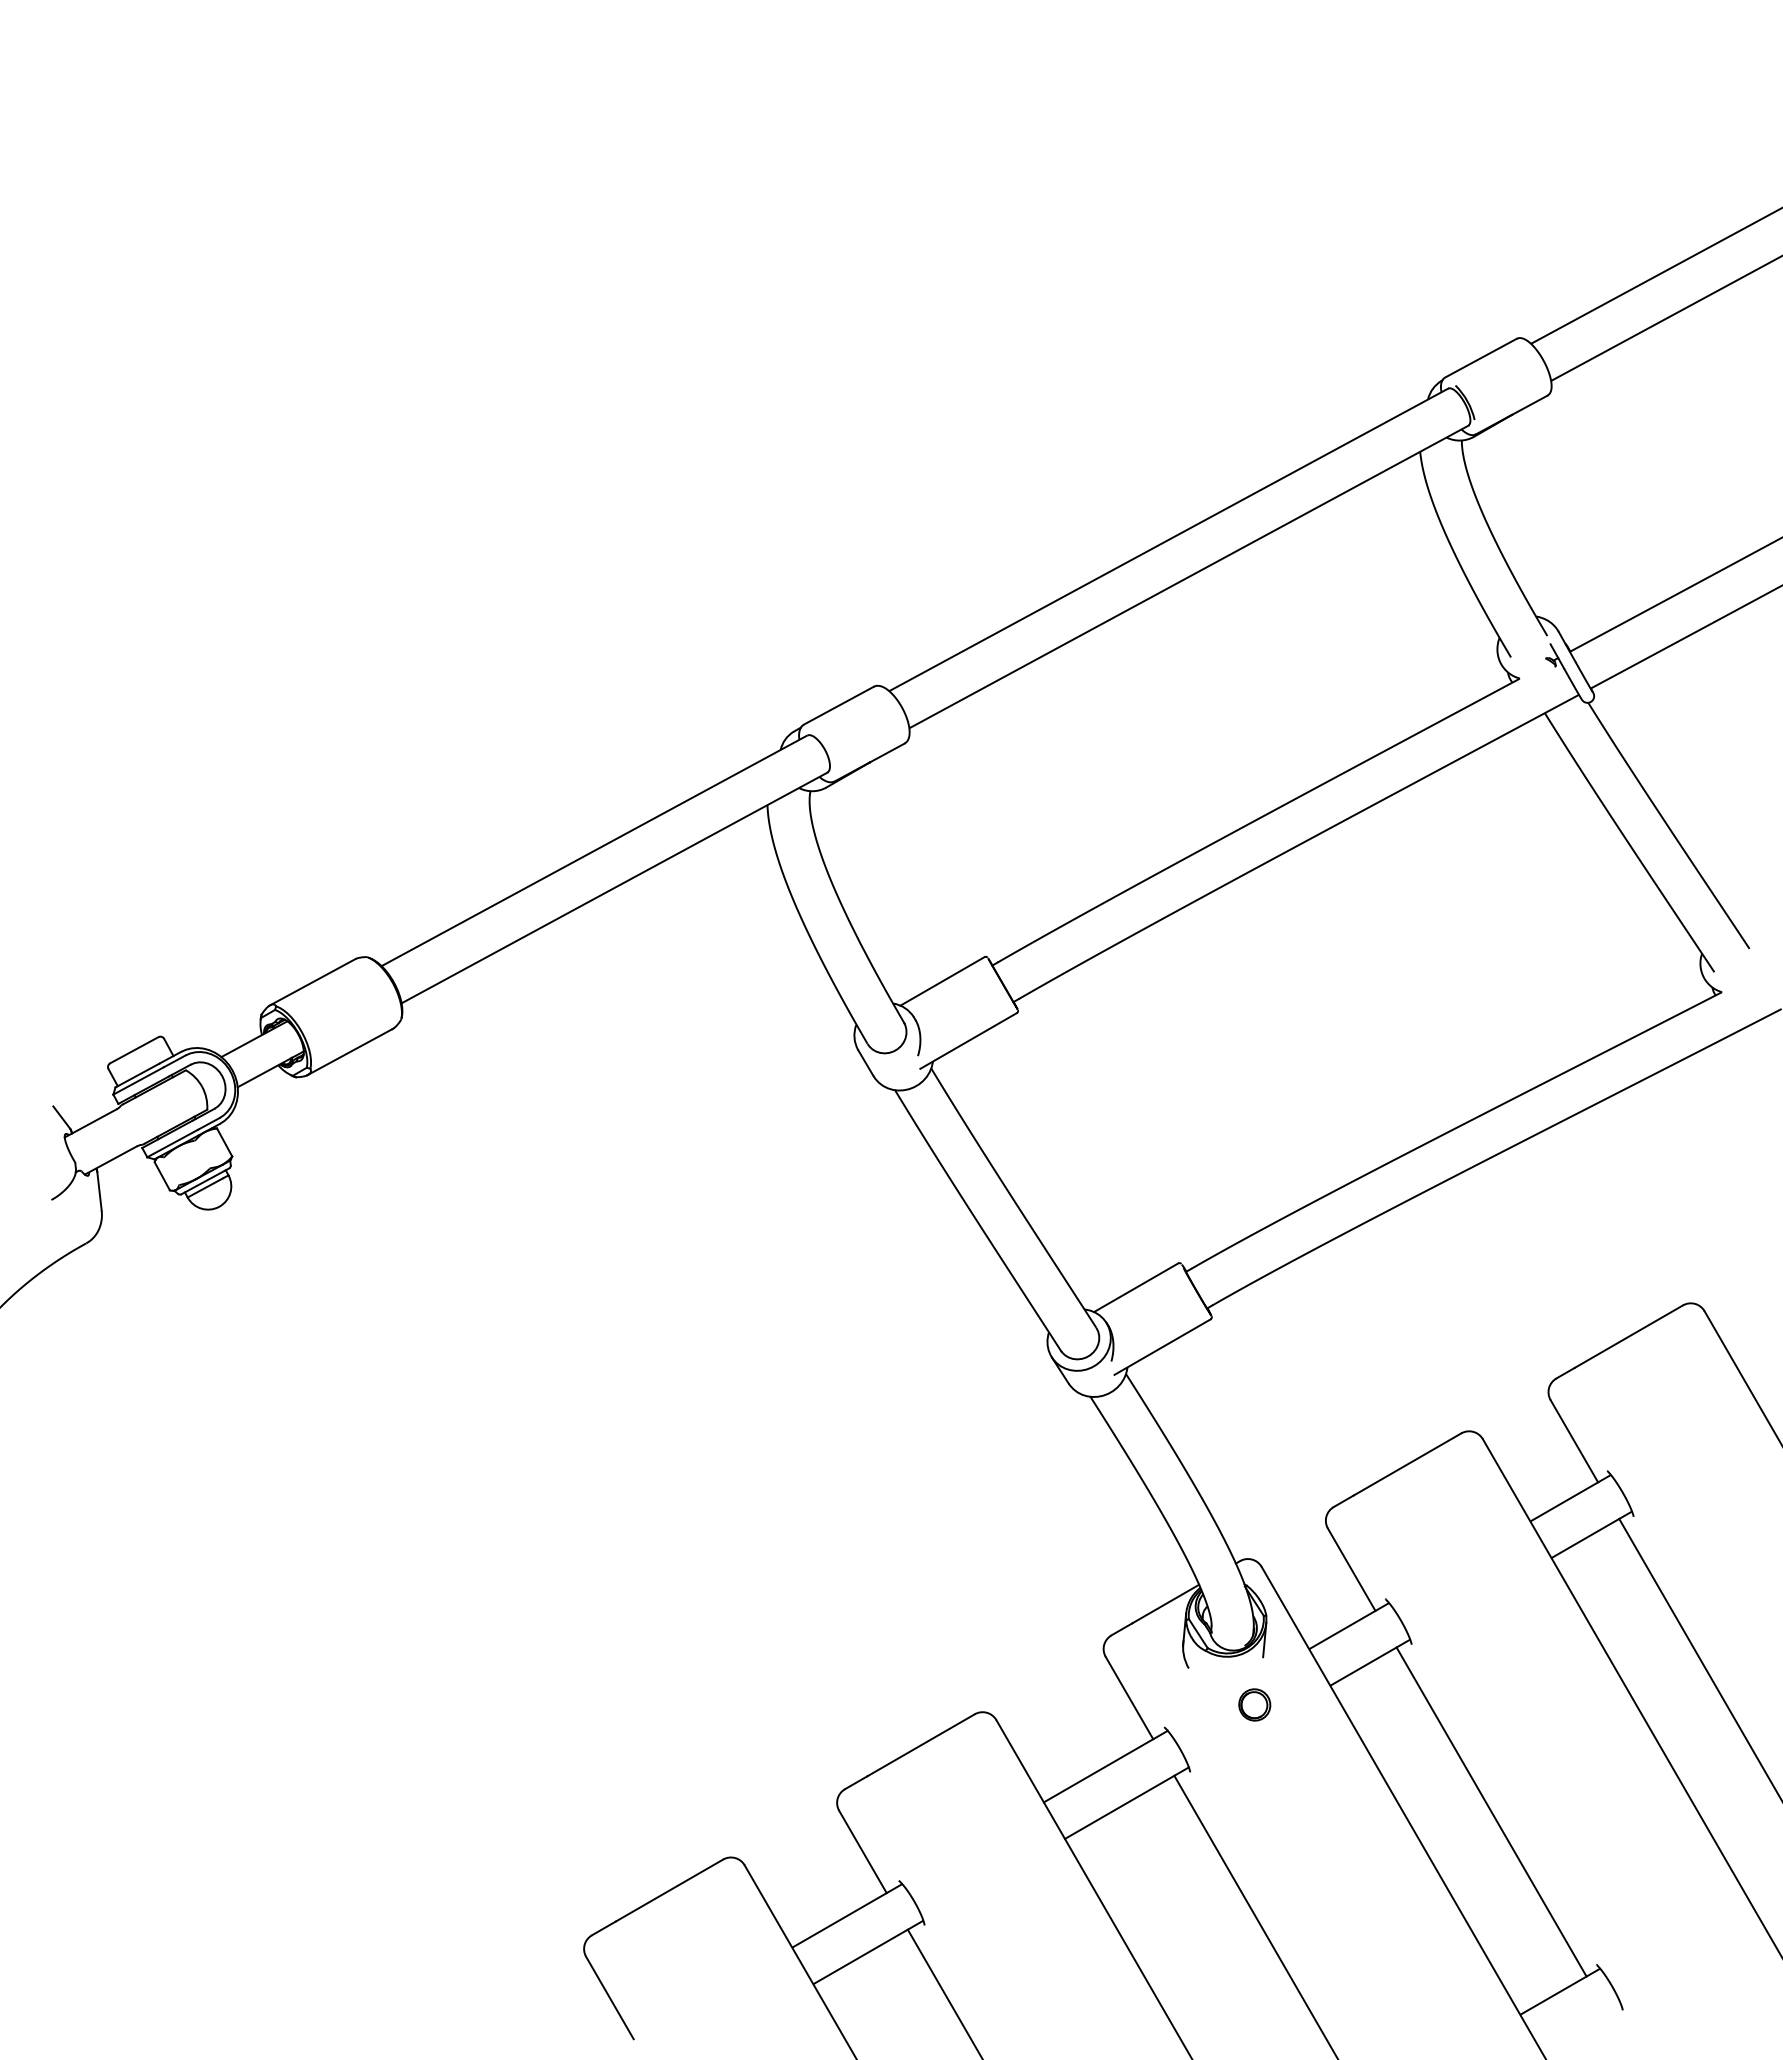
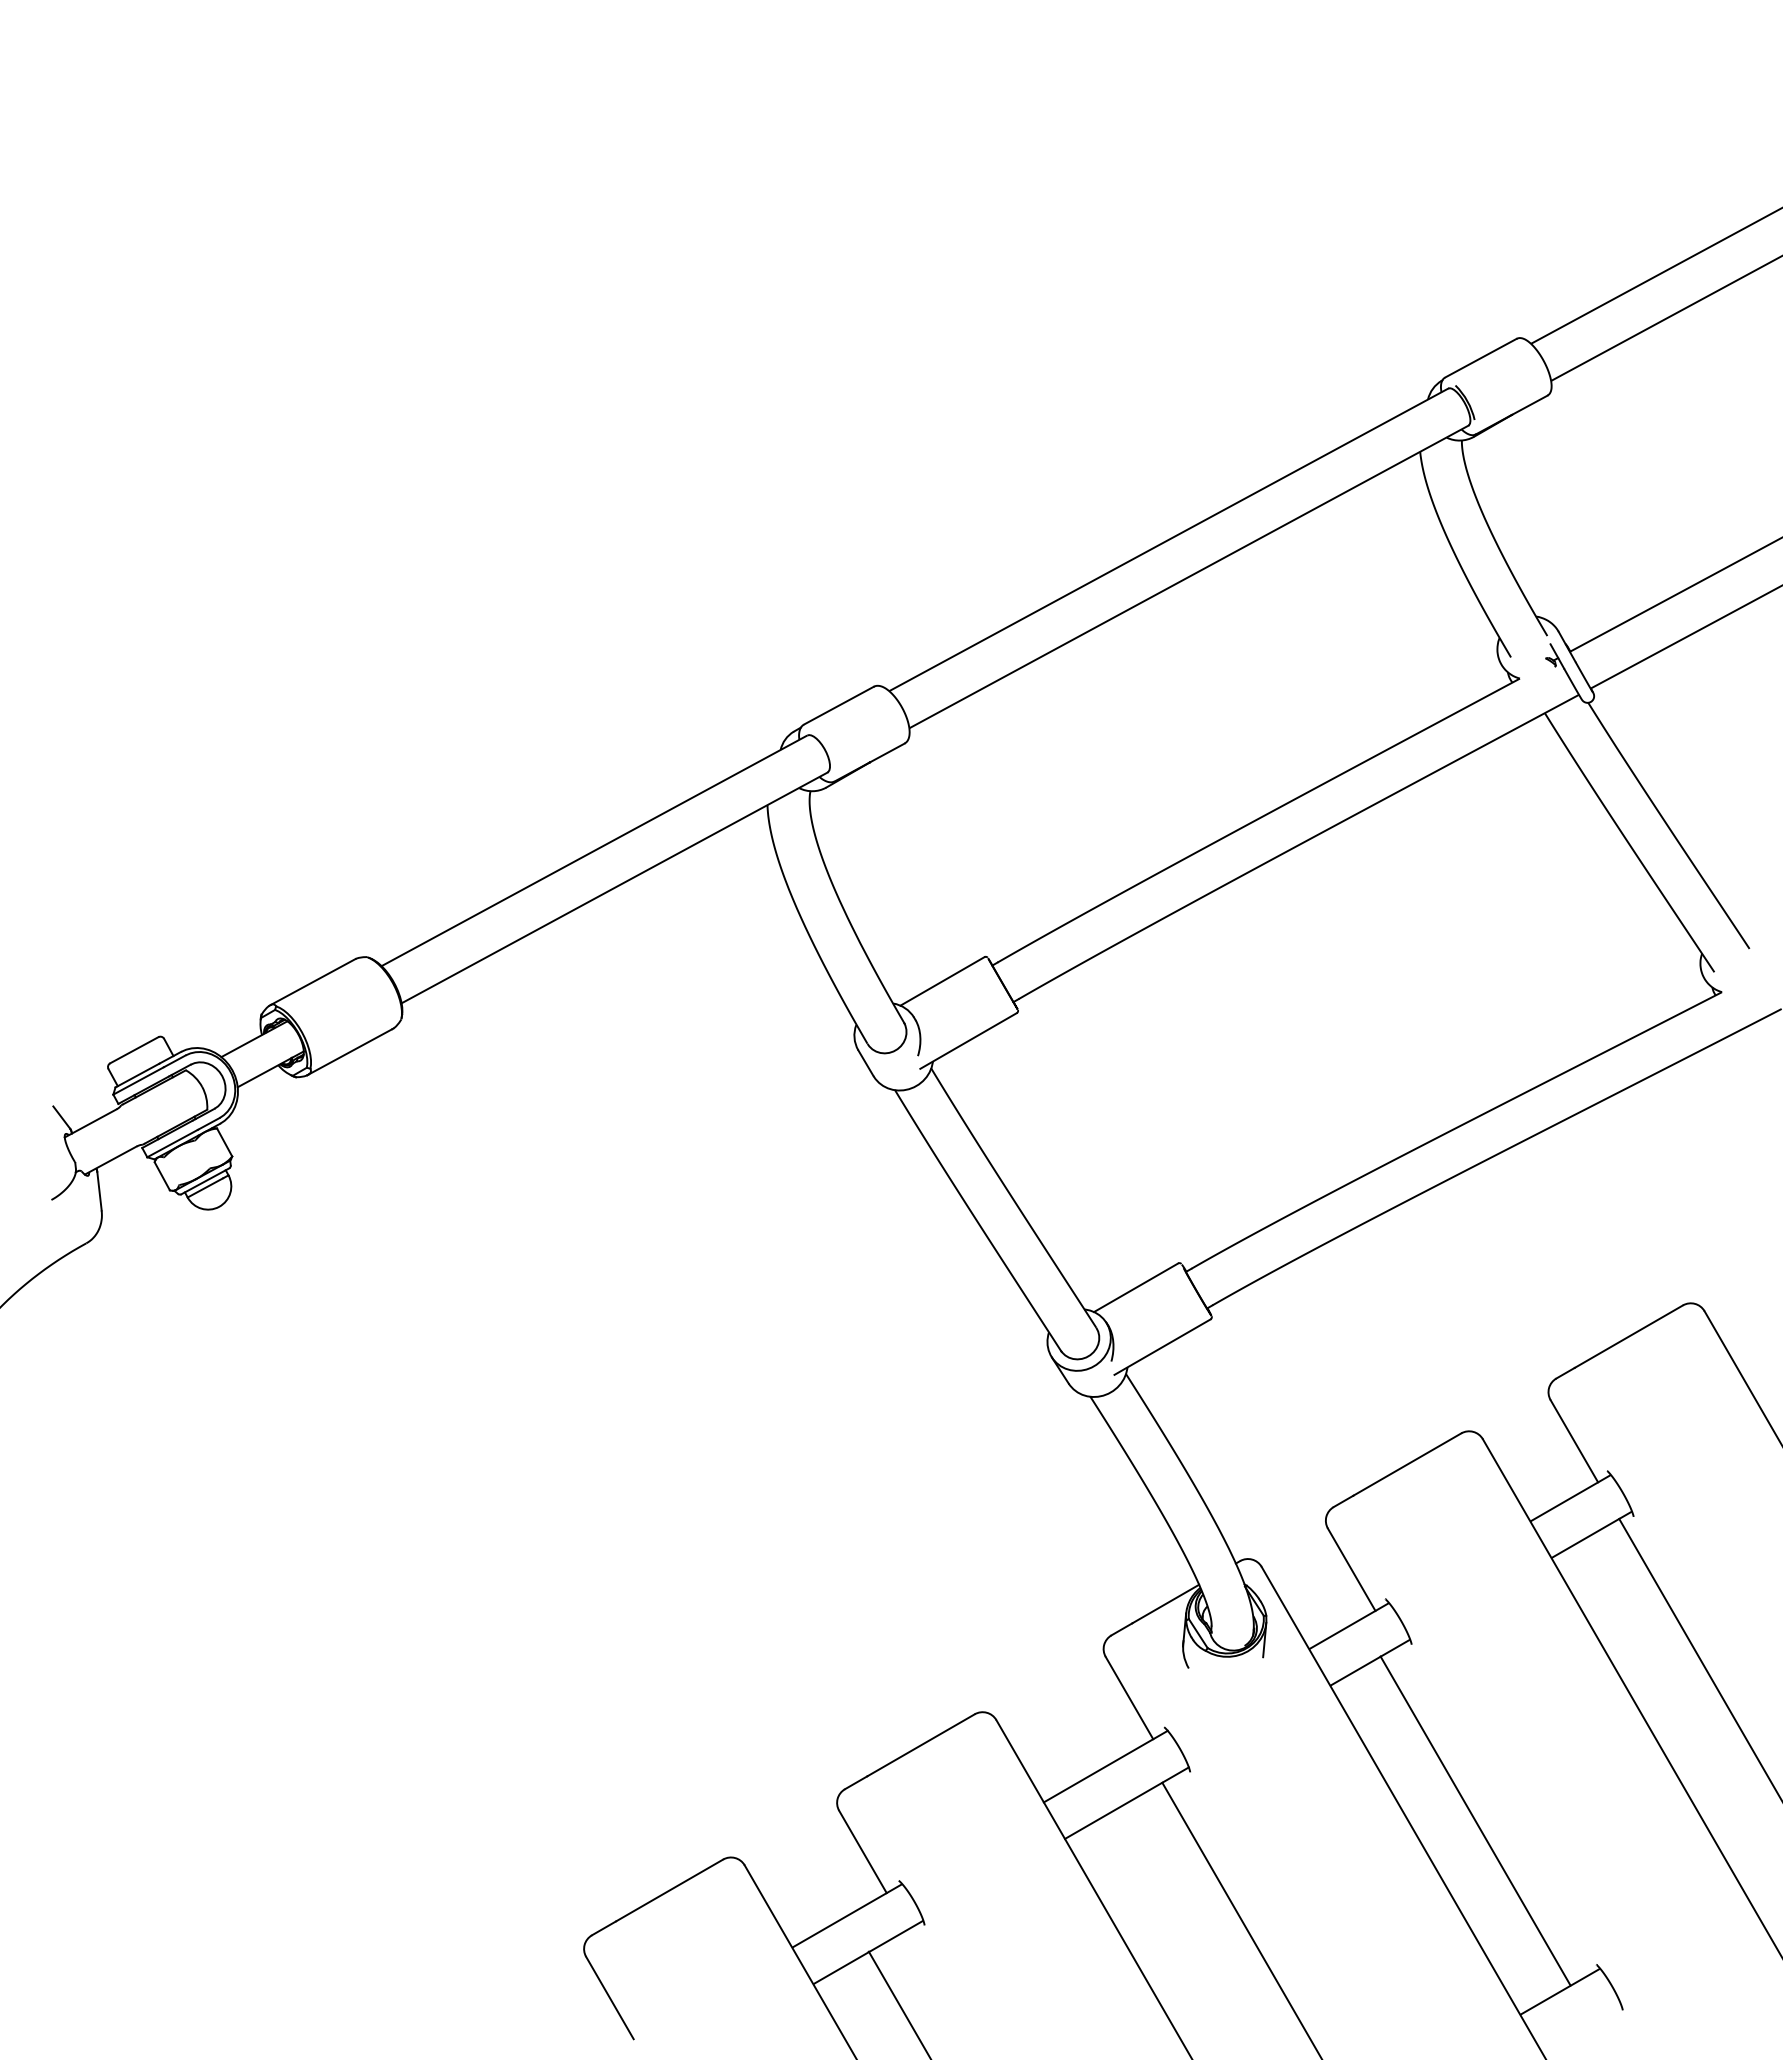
part: present -> none (1254, 1704)
line position: (1491, 1811) -> (1475, 1820) (1475, 1820)
line position: (1255, 1915) -> (1241, 1919) (1241, 1919)
line position: (944, 1992) -> (898, 2003) (898, 2003)
